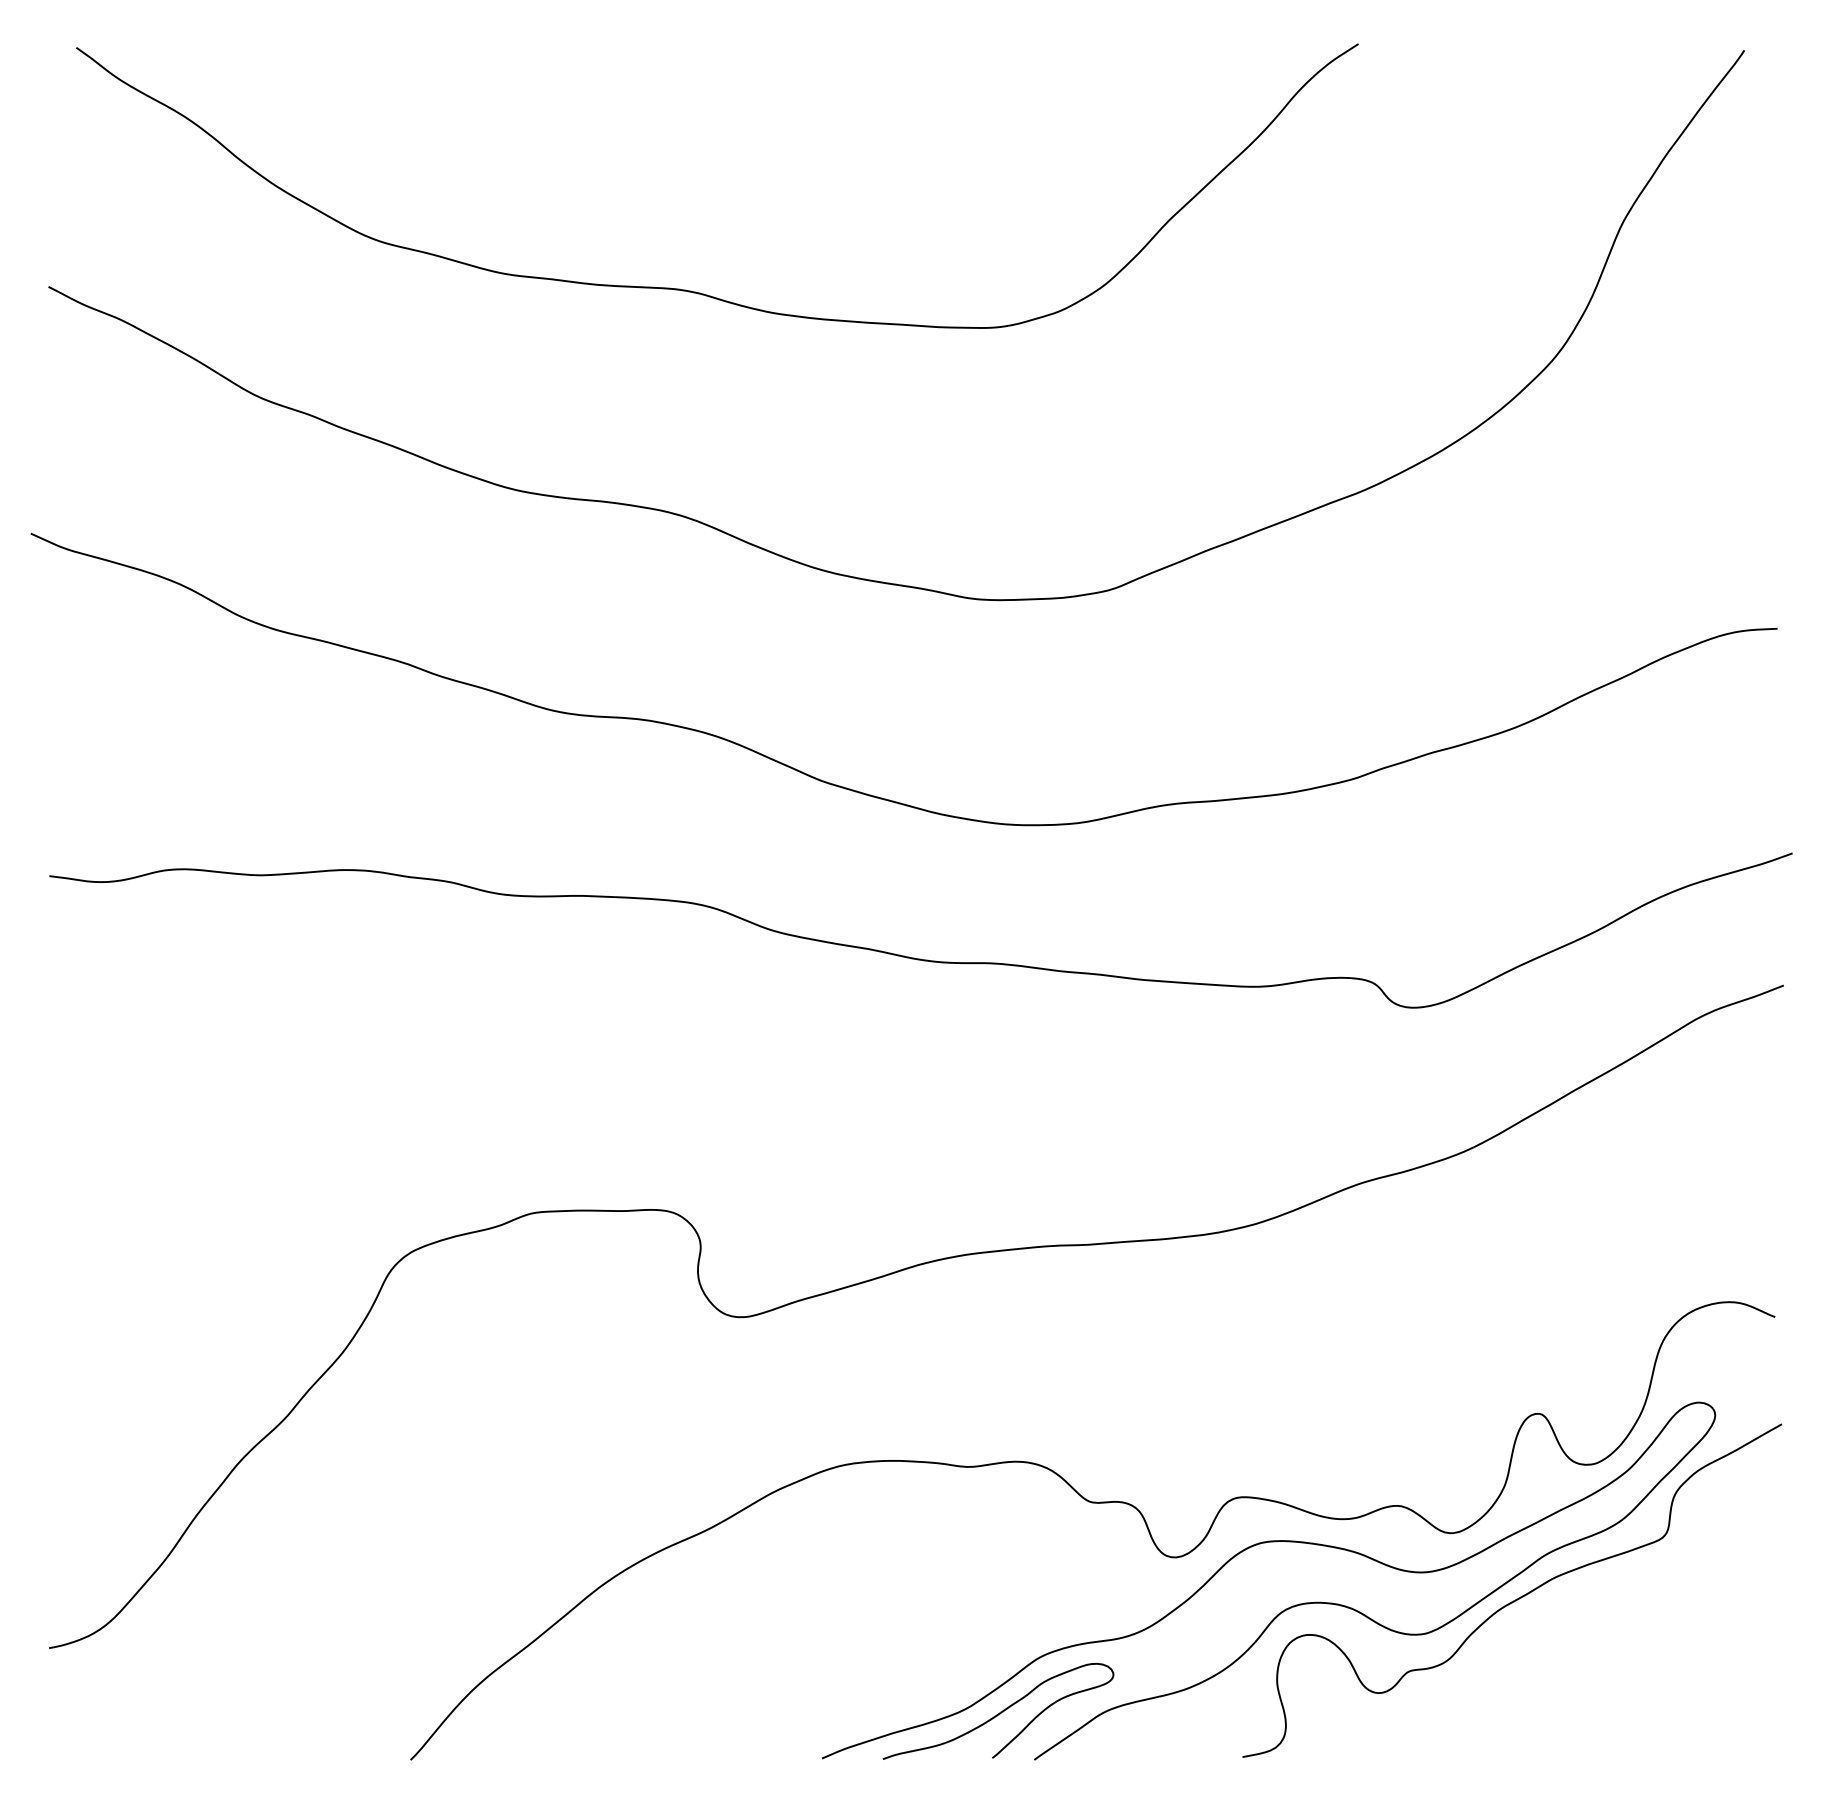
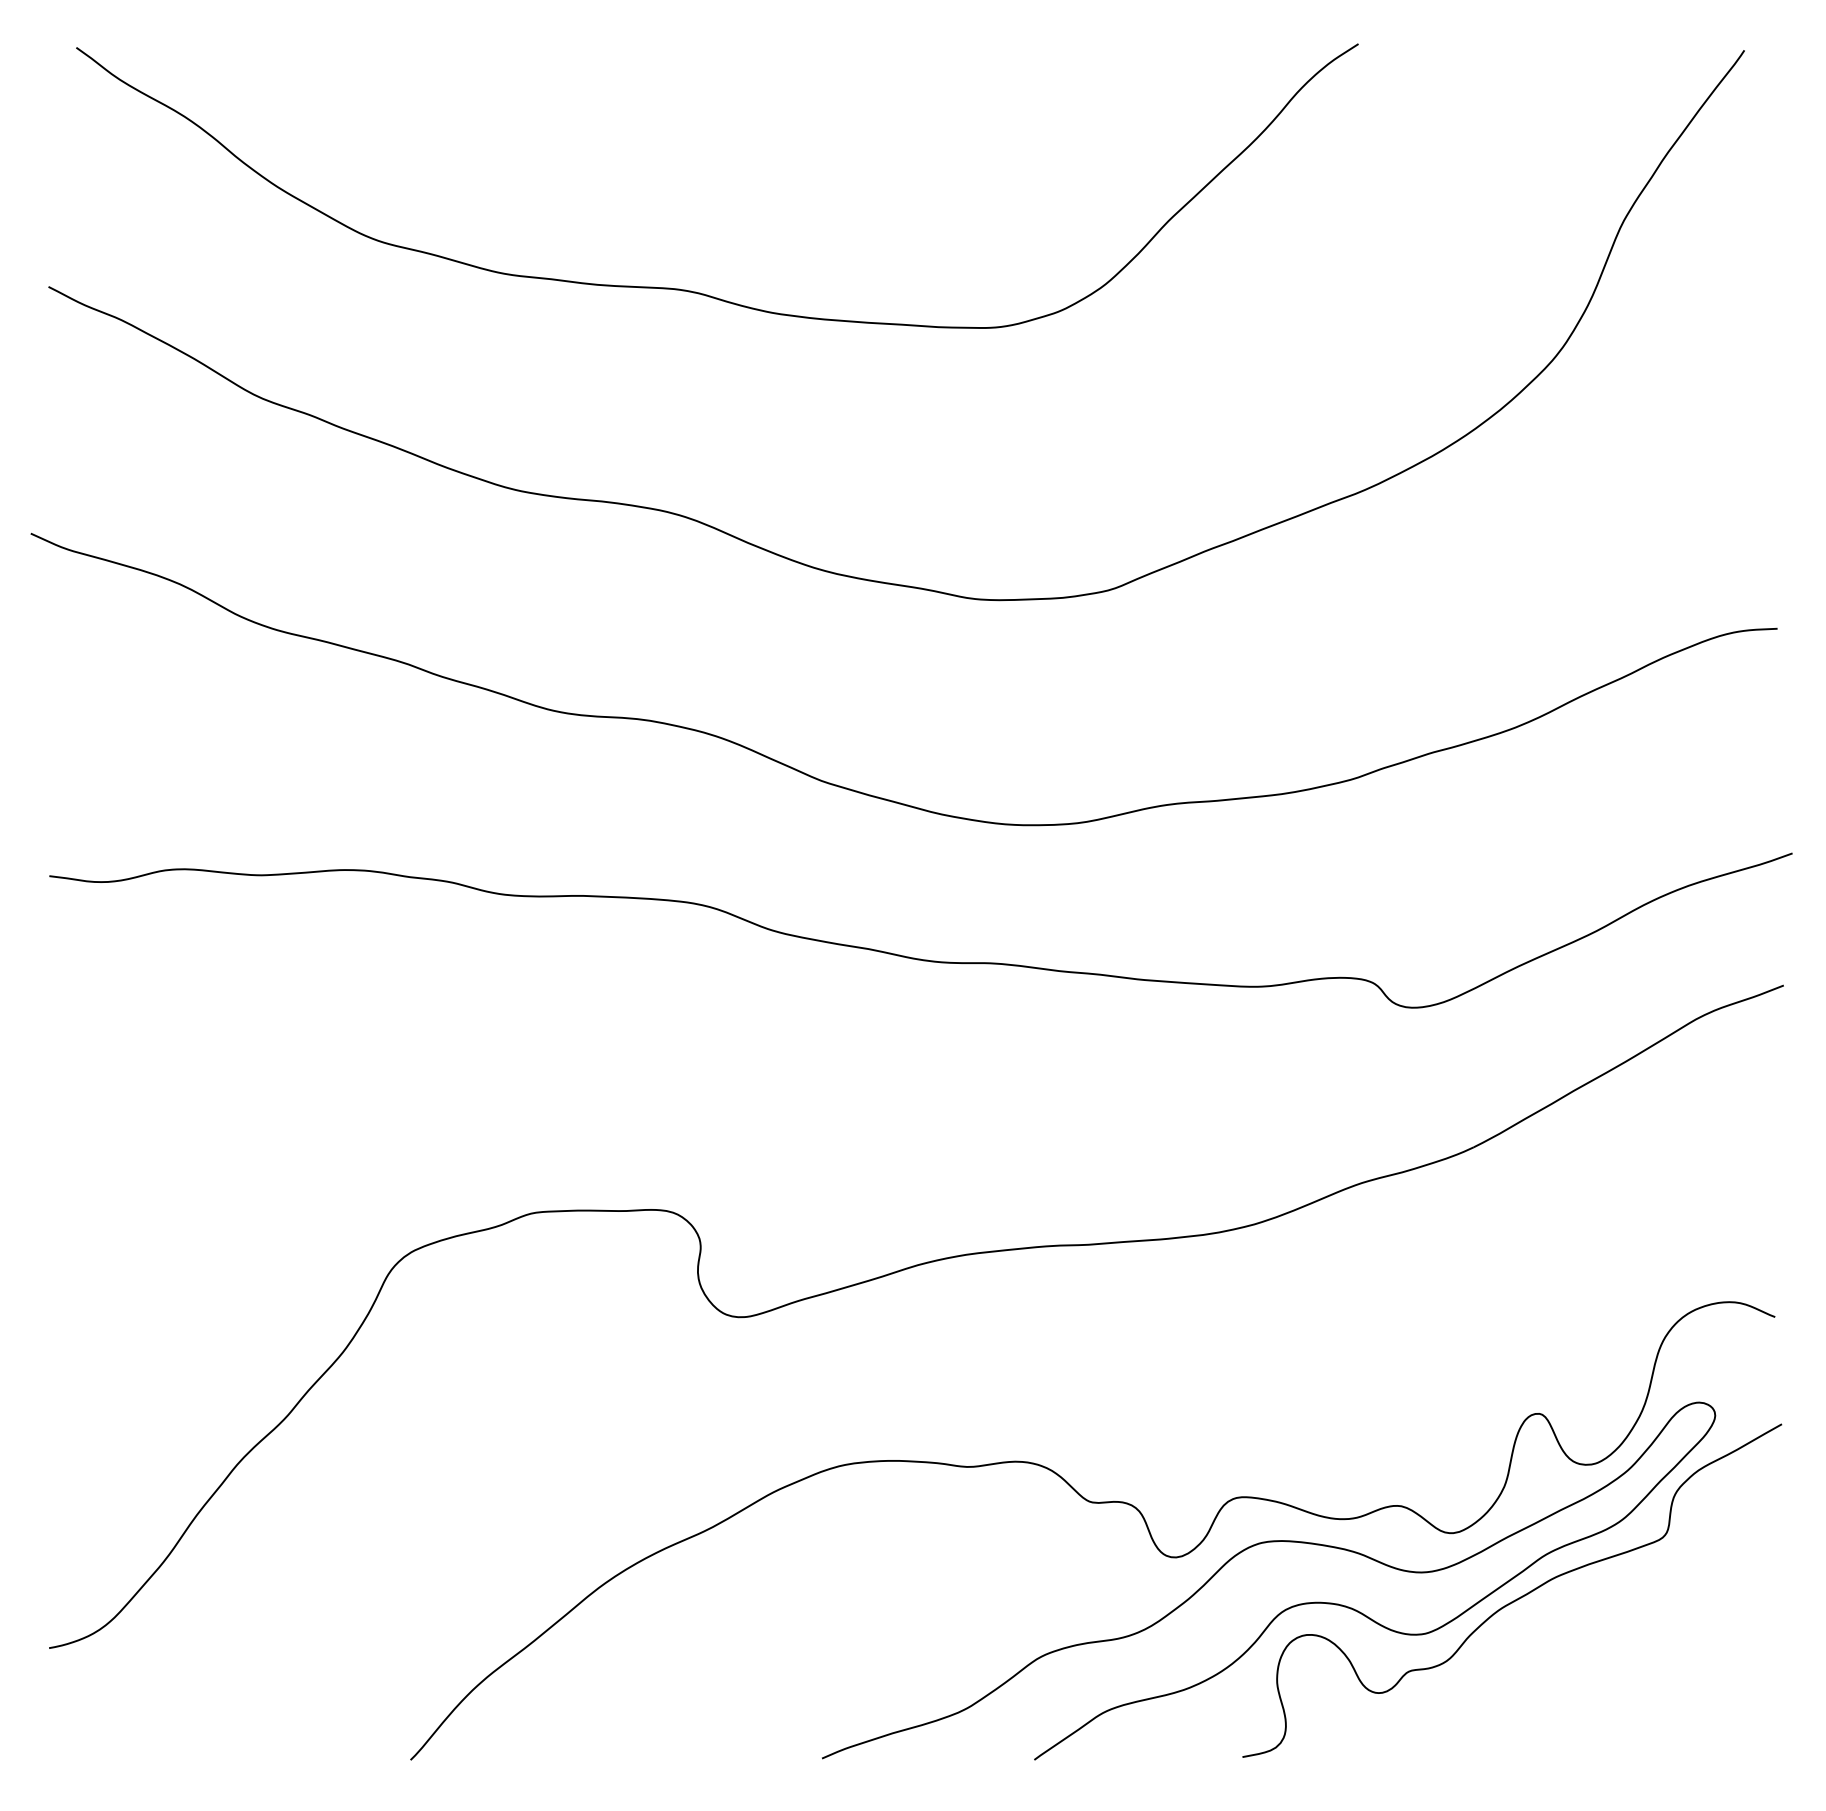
curve: present -> none (999, 1712)
